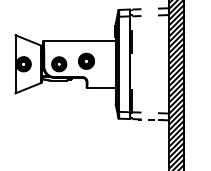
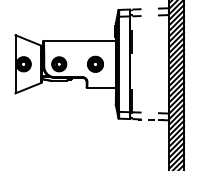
part position: (86, 60) -> (95, 63) (95, 63)
